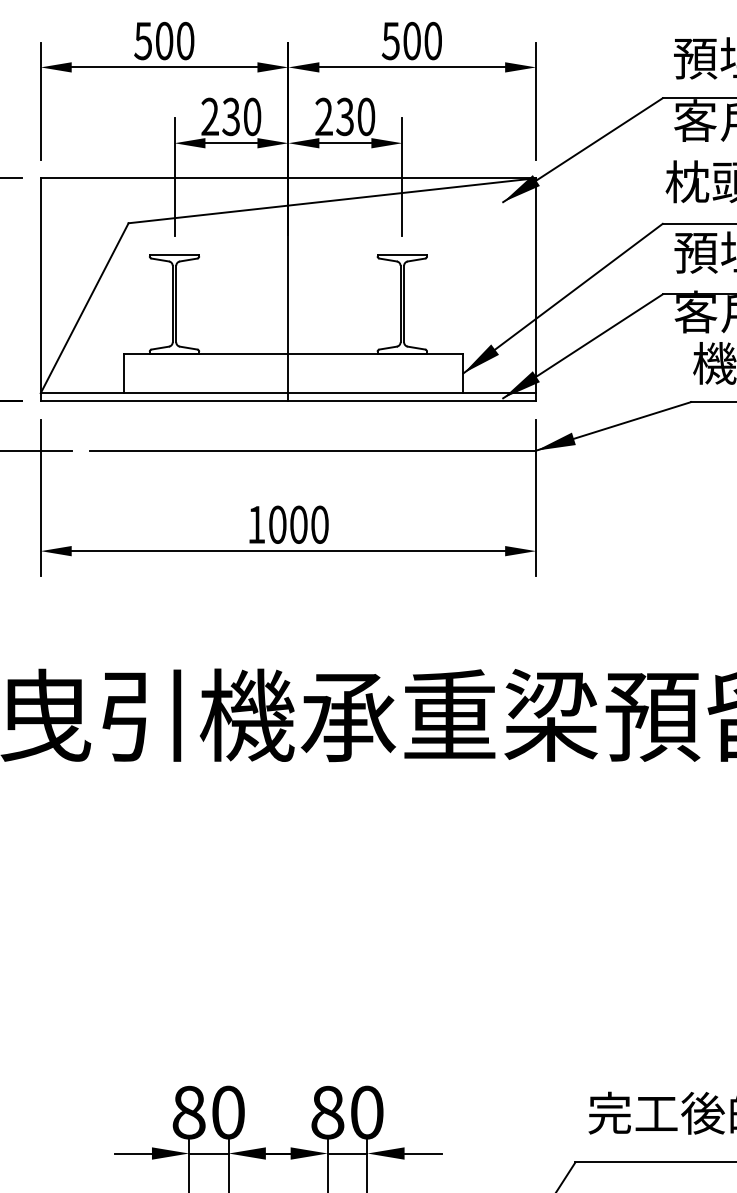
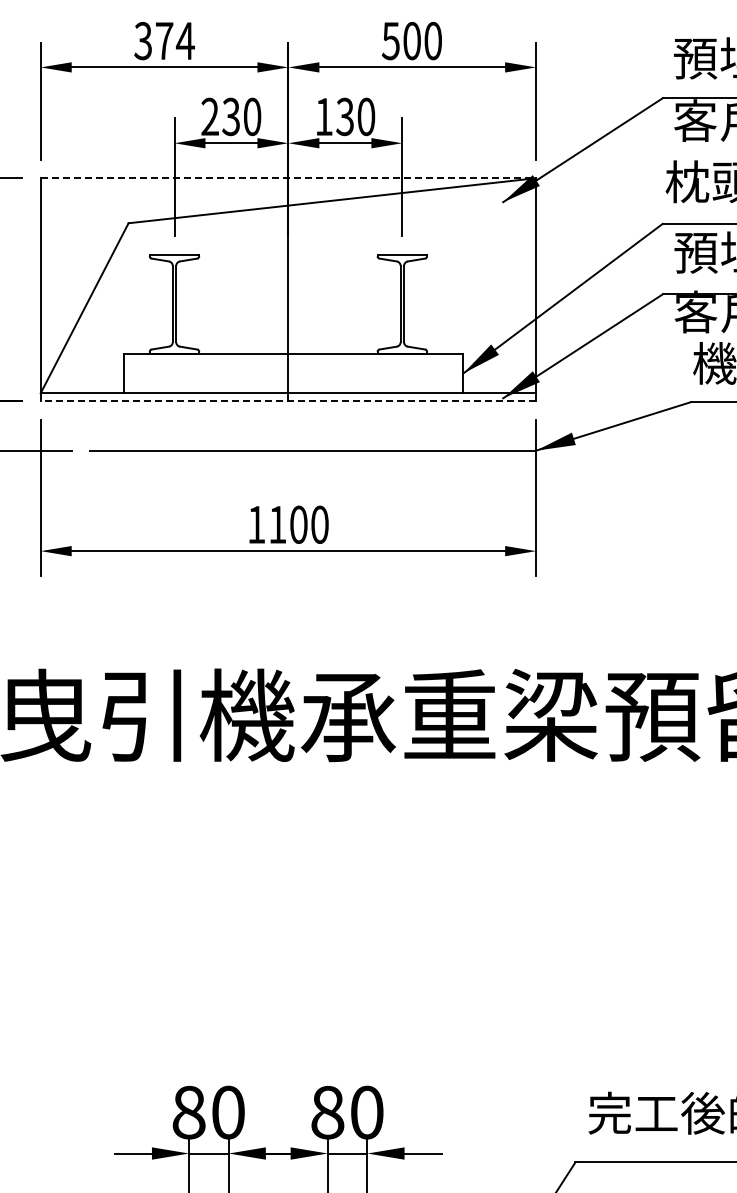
text: 500 -> 374 (164, 40)
text: 230 -> 130 (323, 116)
line: solid -> dashed (288, 178)
line: solid -> dashed (288, 401)
text: 1000 -> 1100 (277, 524)
